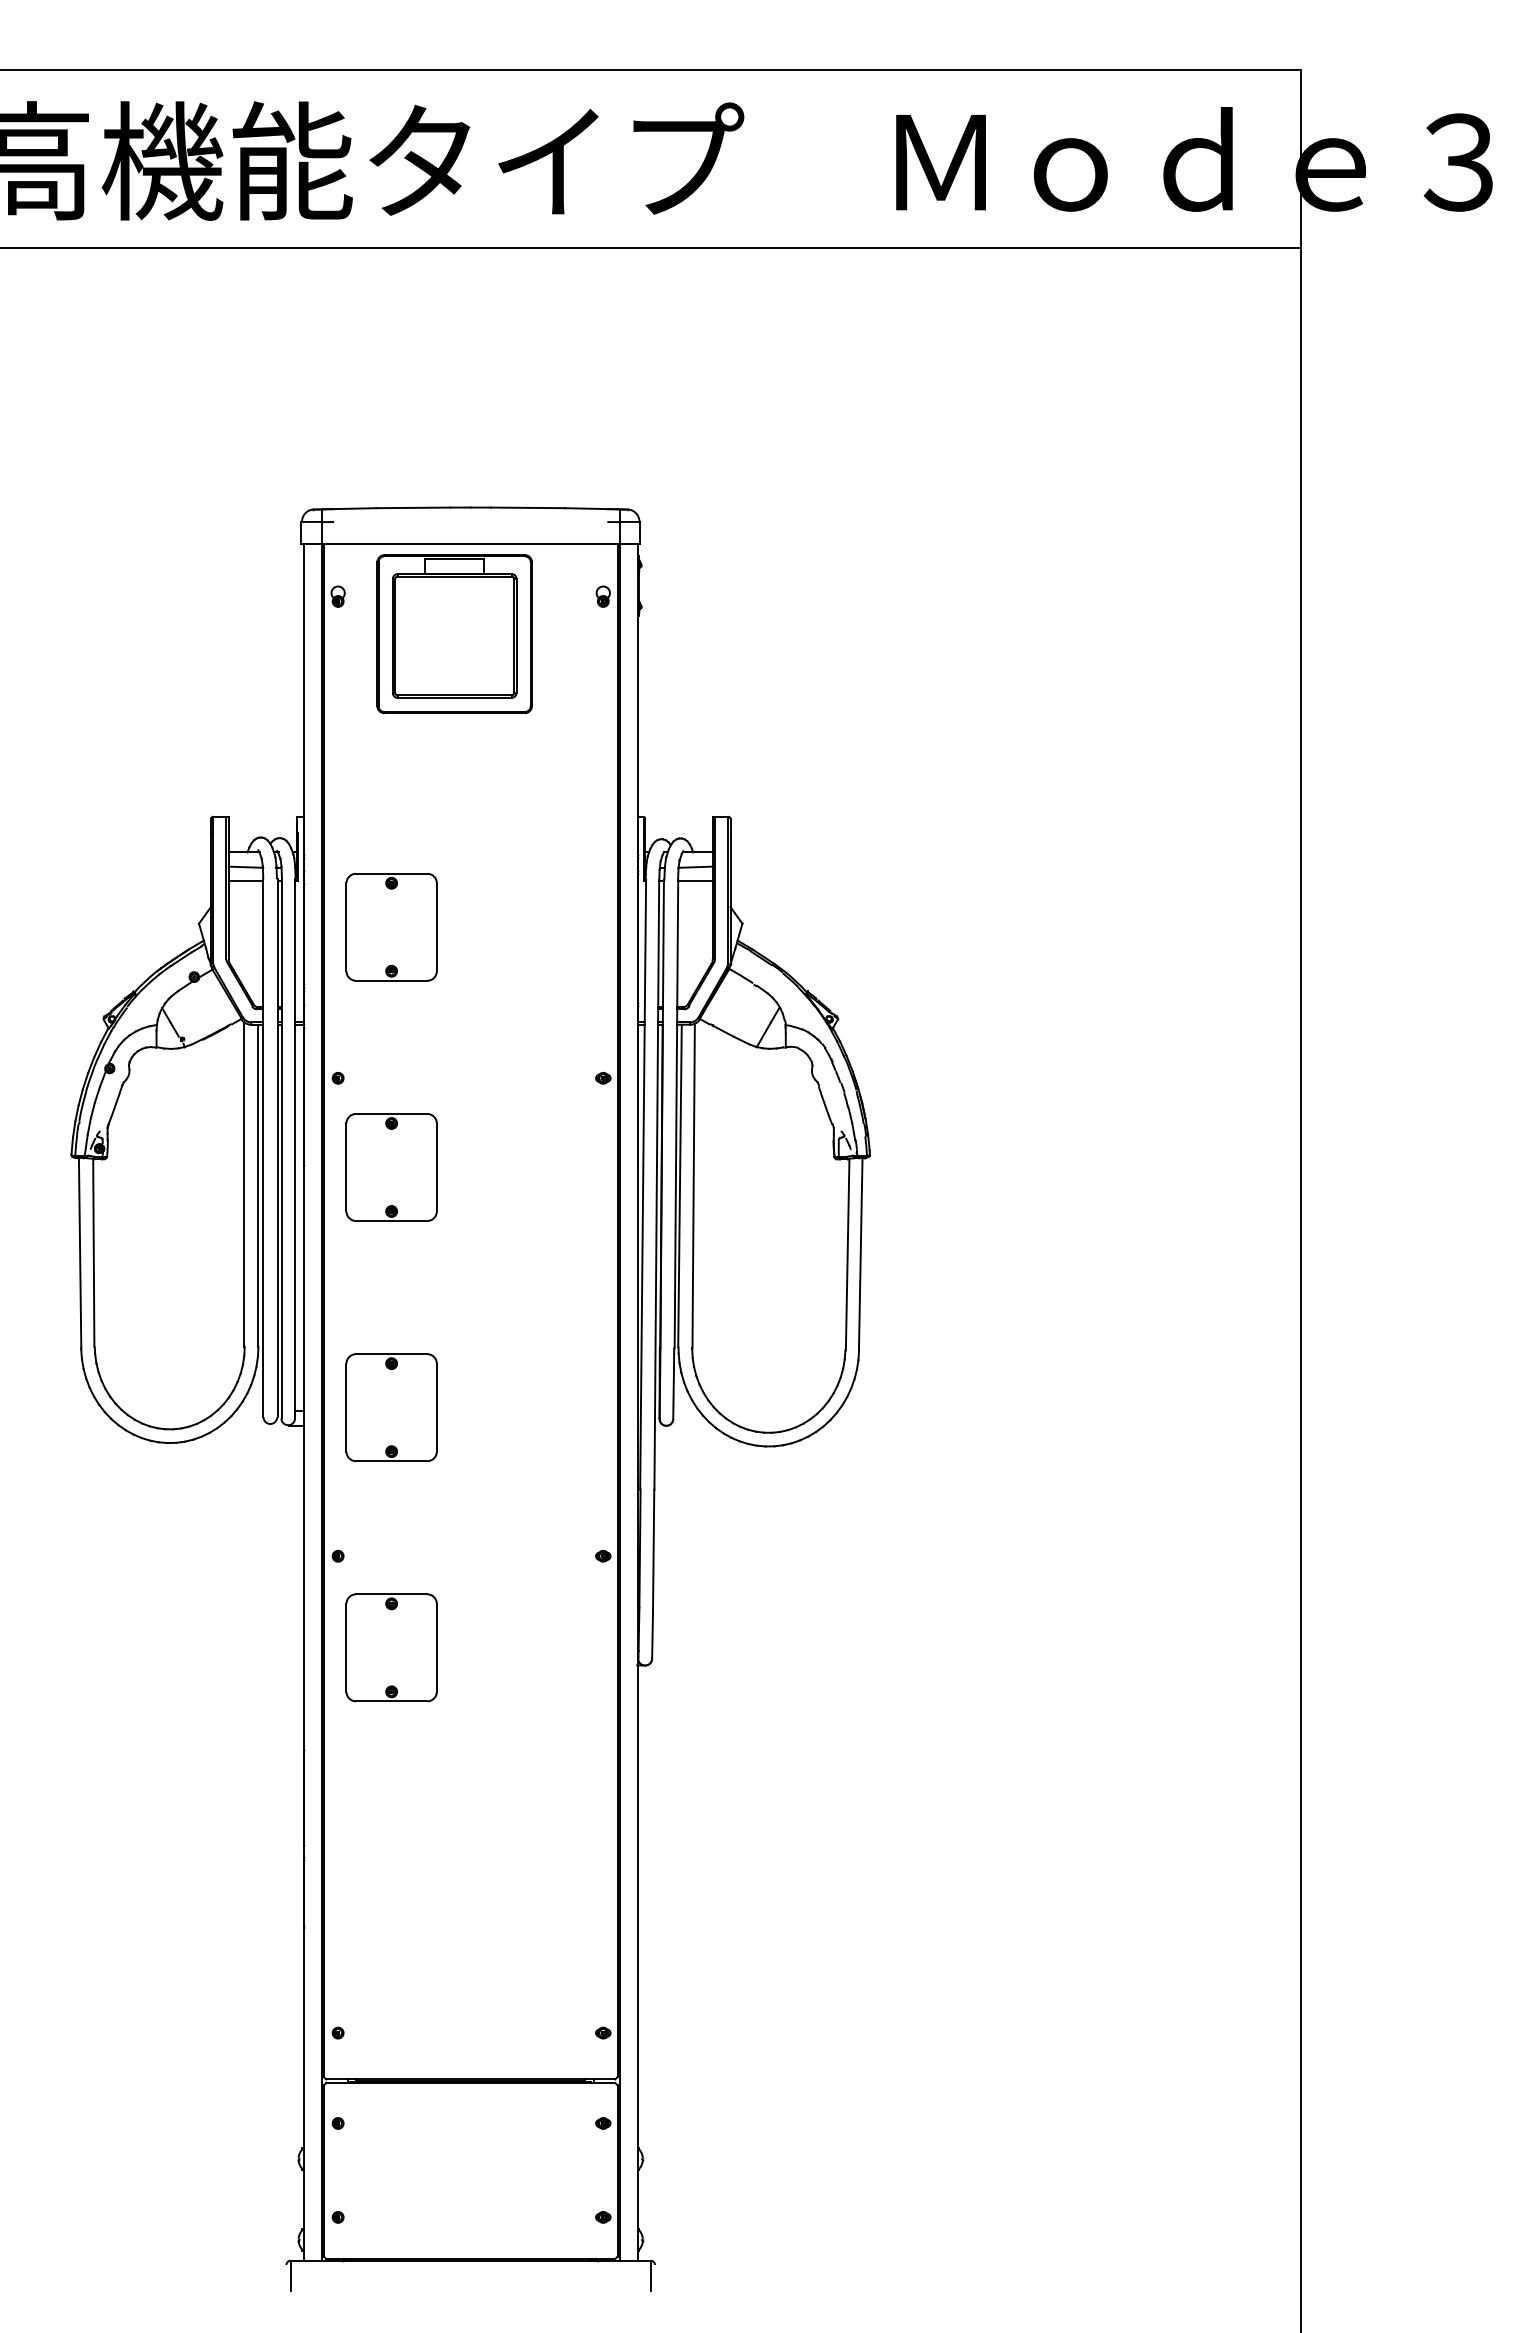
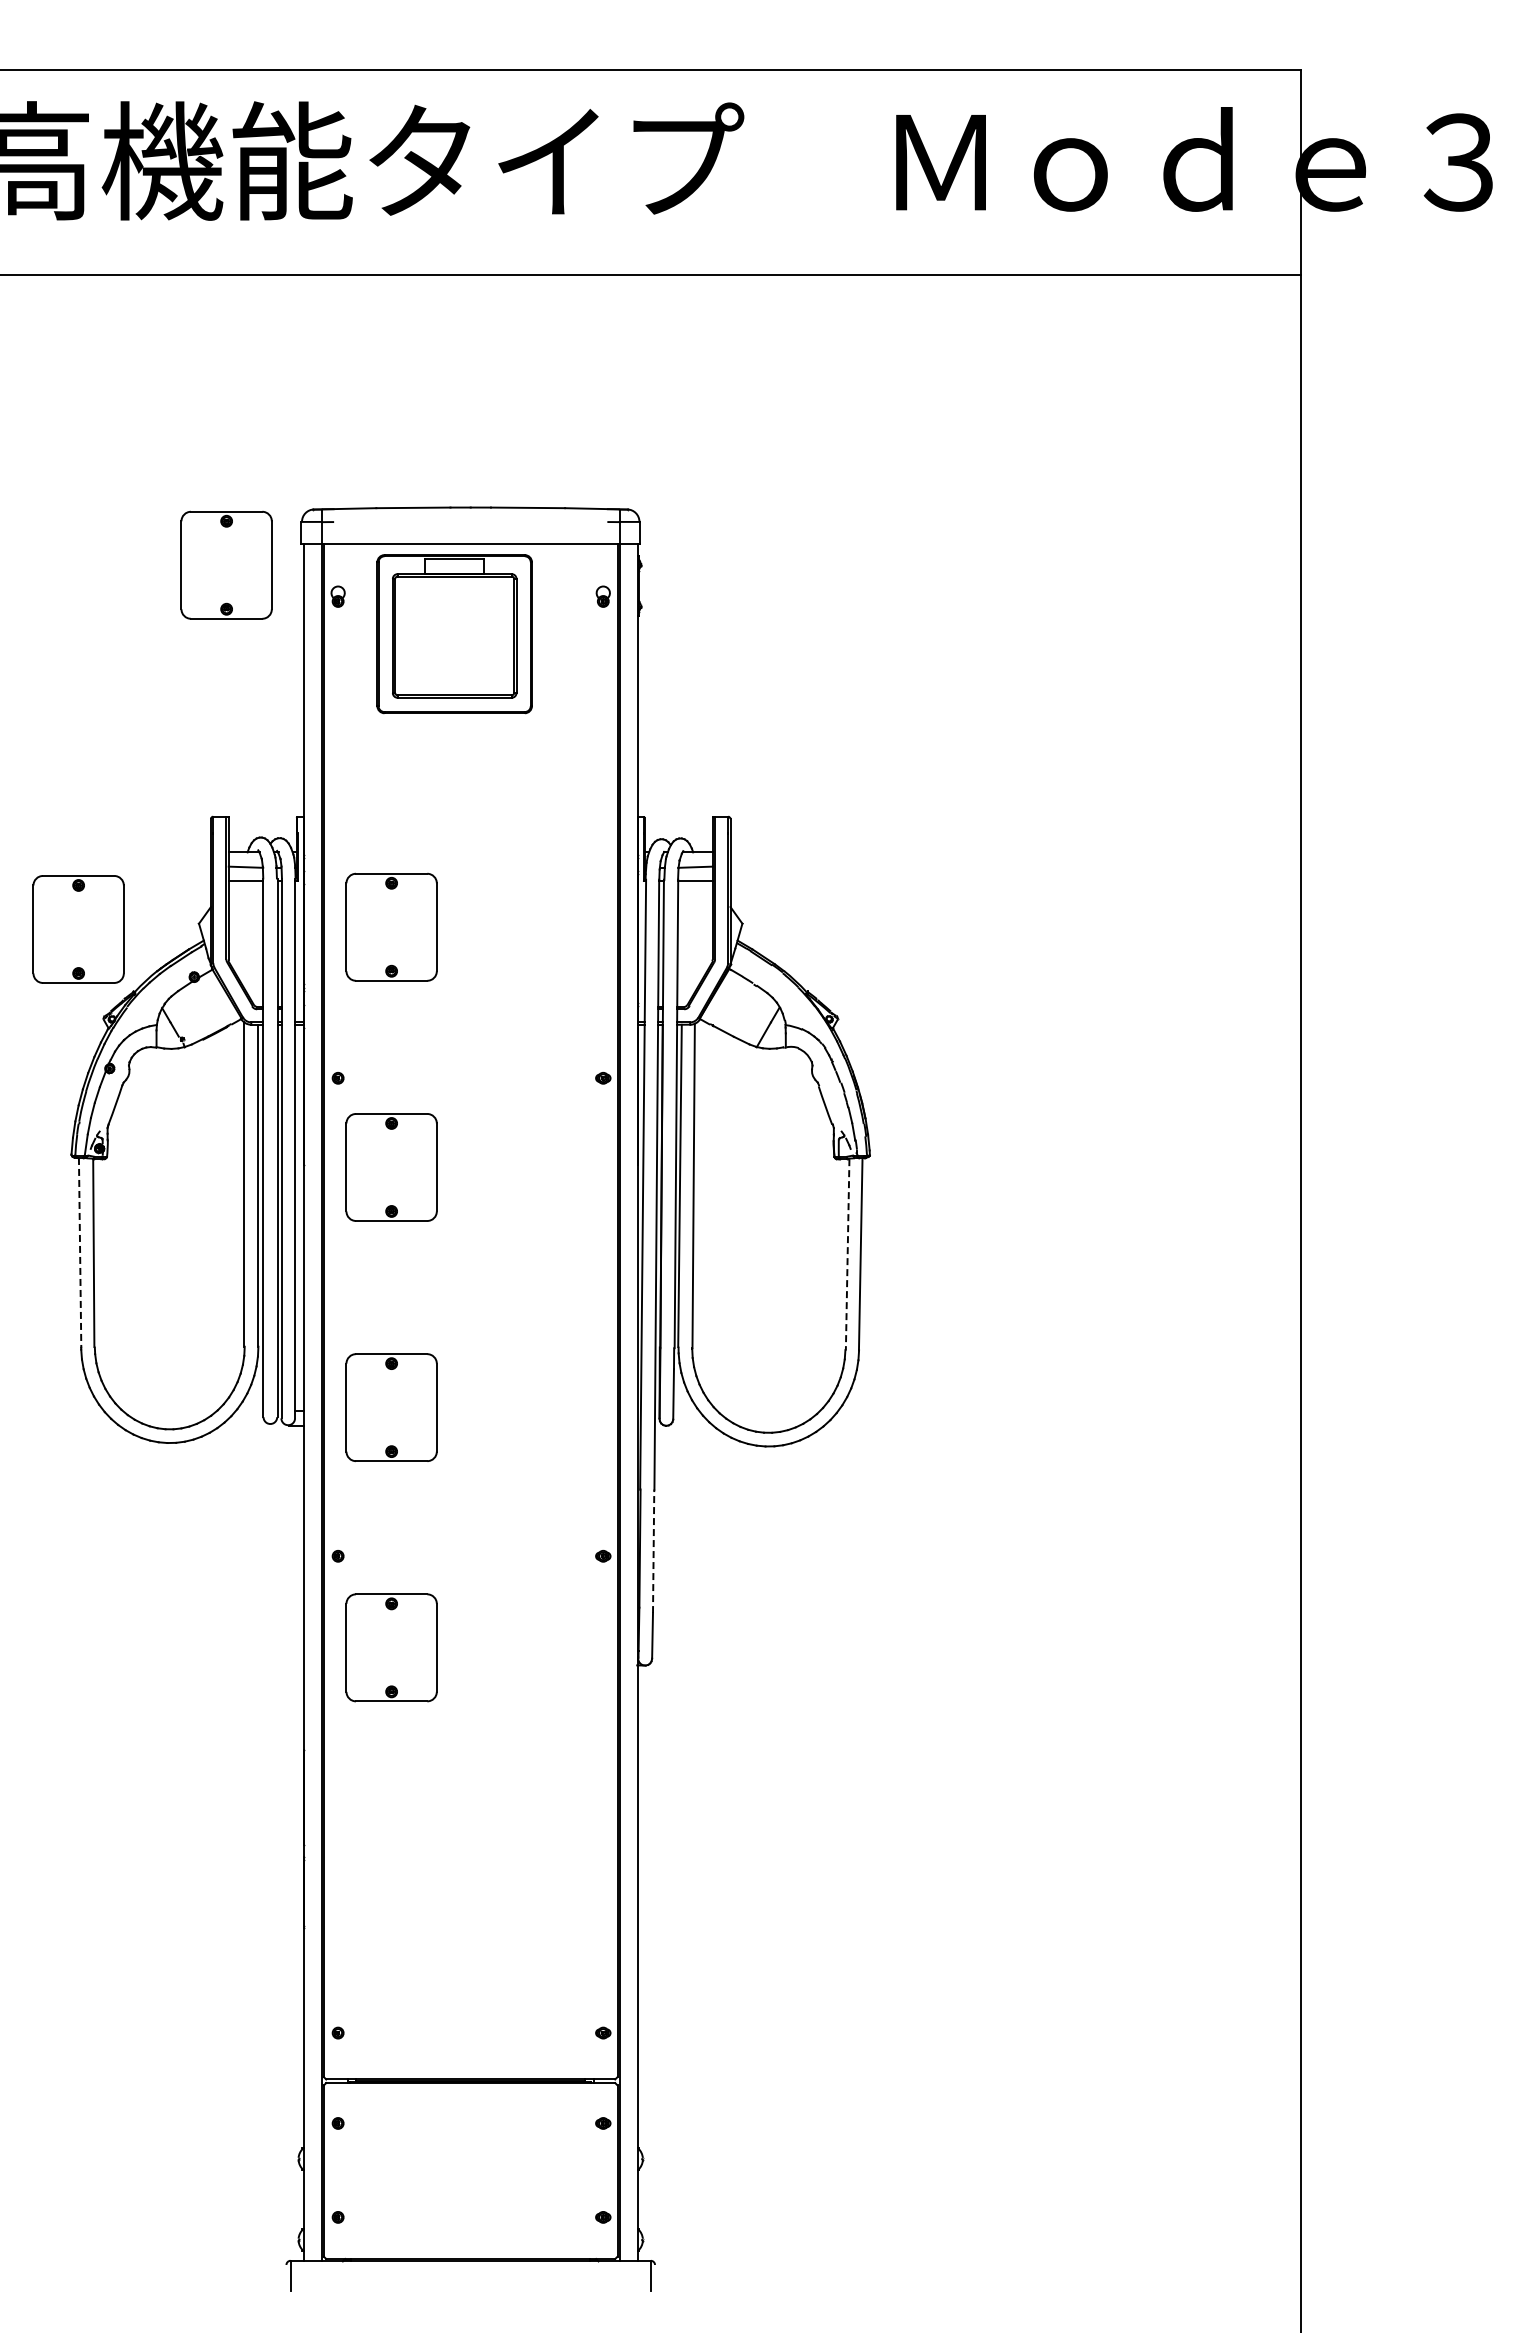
line position: (651, 248) -> (651, 275) (651, 275)
part: none -> present (226, 564)
part: none -> present (78, 929)
line: solid -> dashed (80, 1253)
line: solid -> dashed (847, 1254)
line: solid -> dashed (653, 1551)
